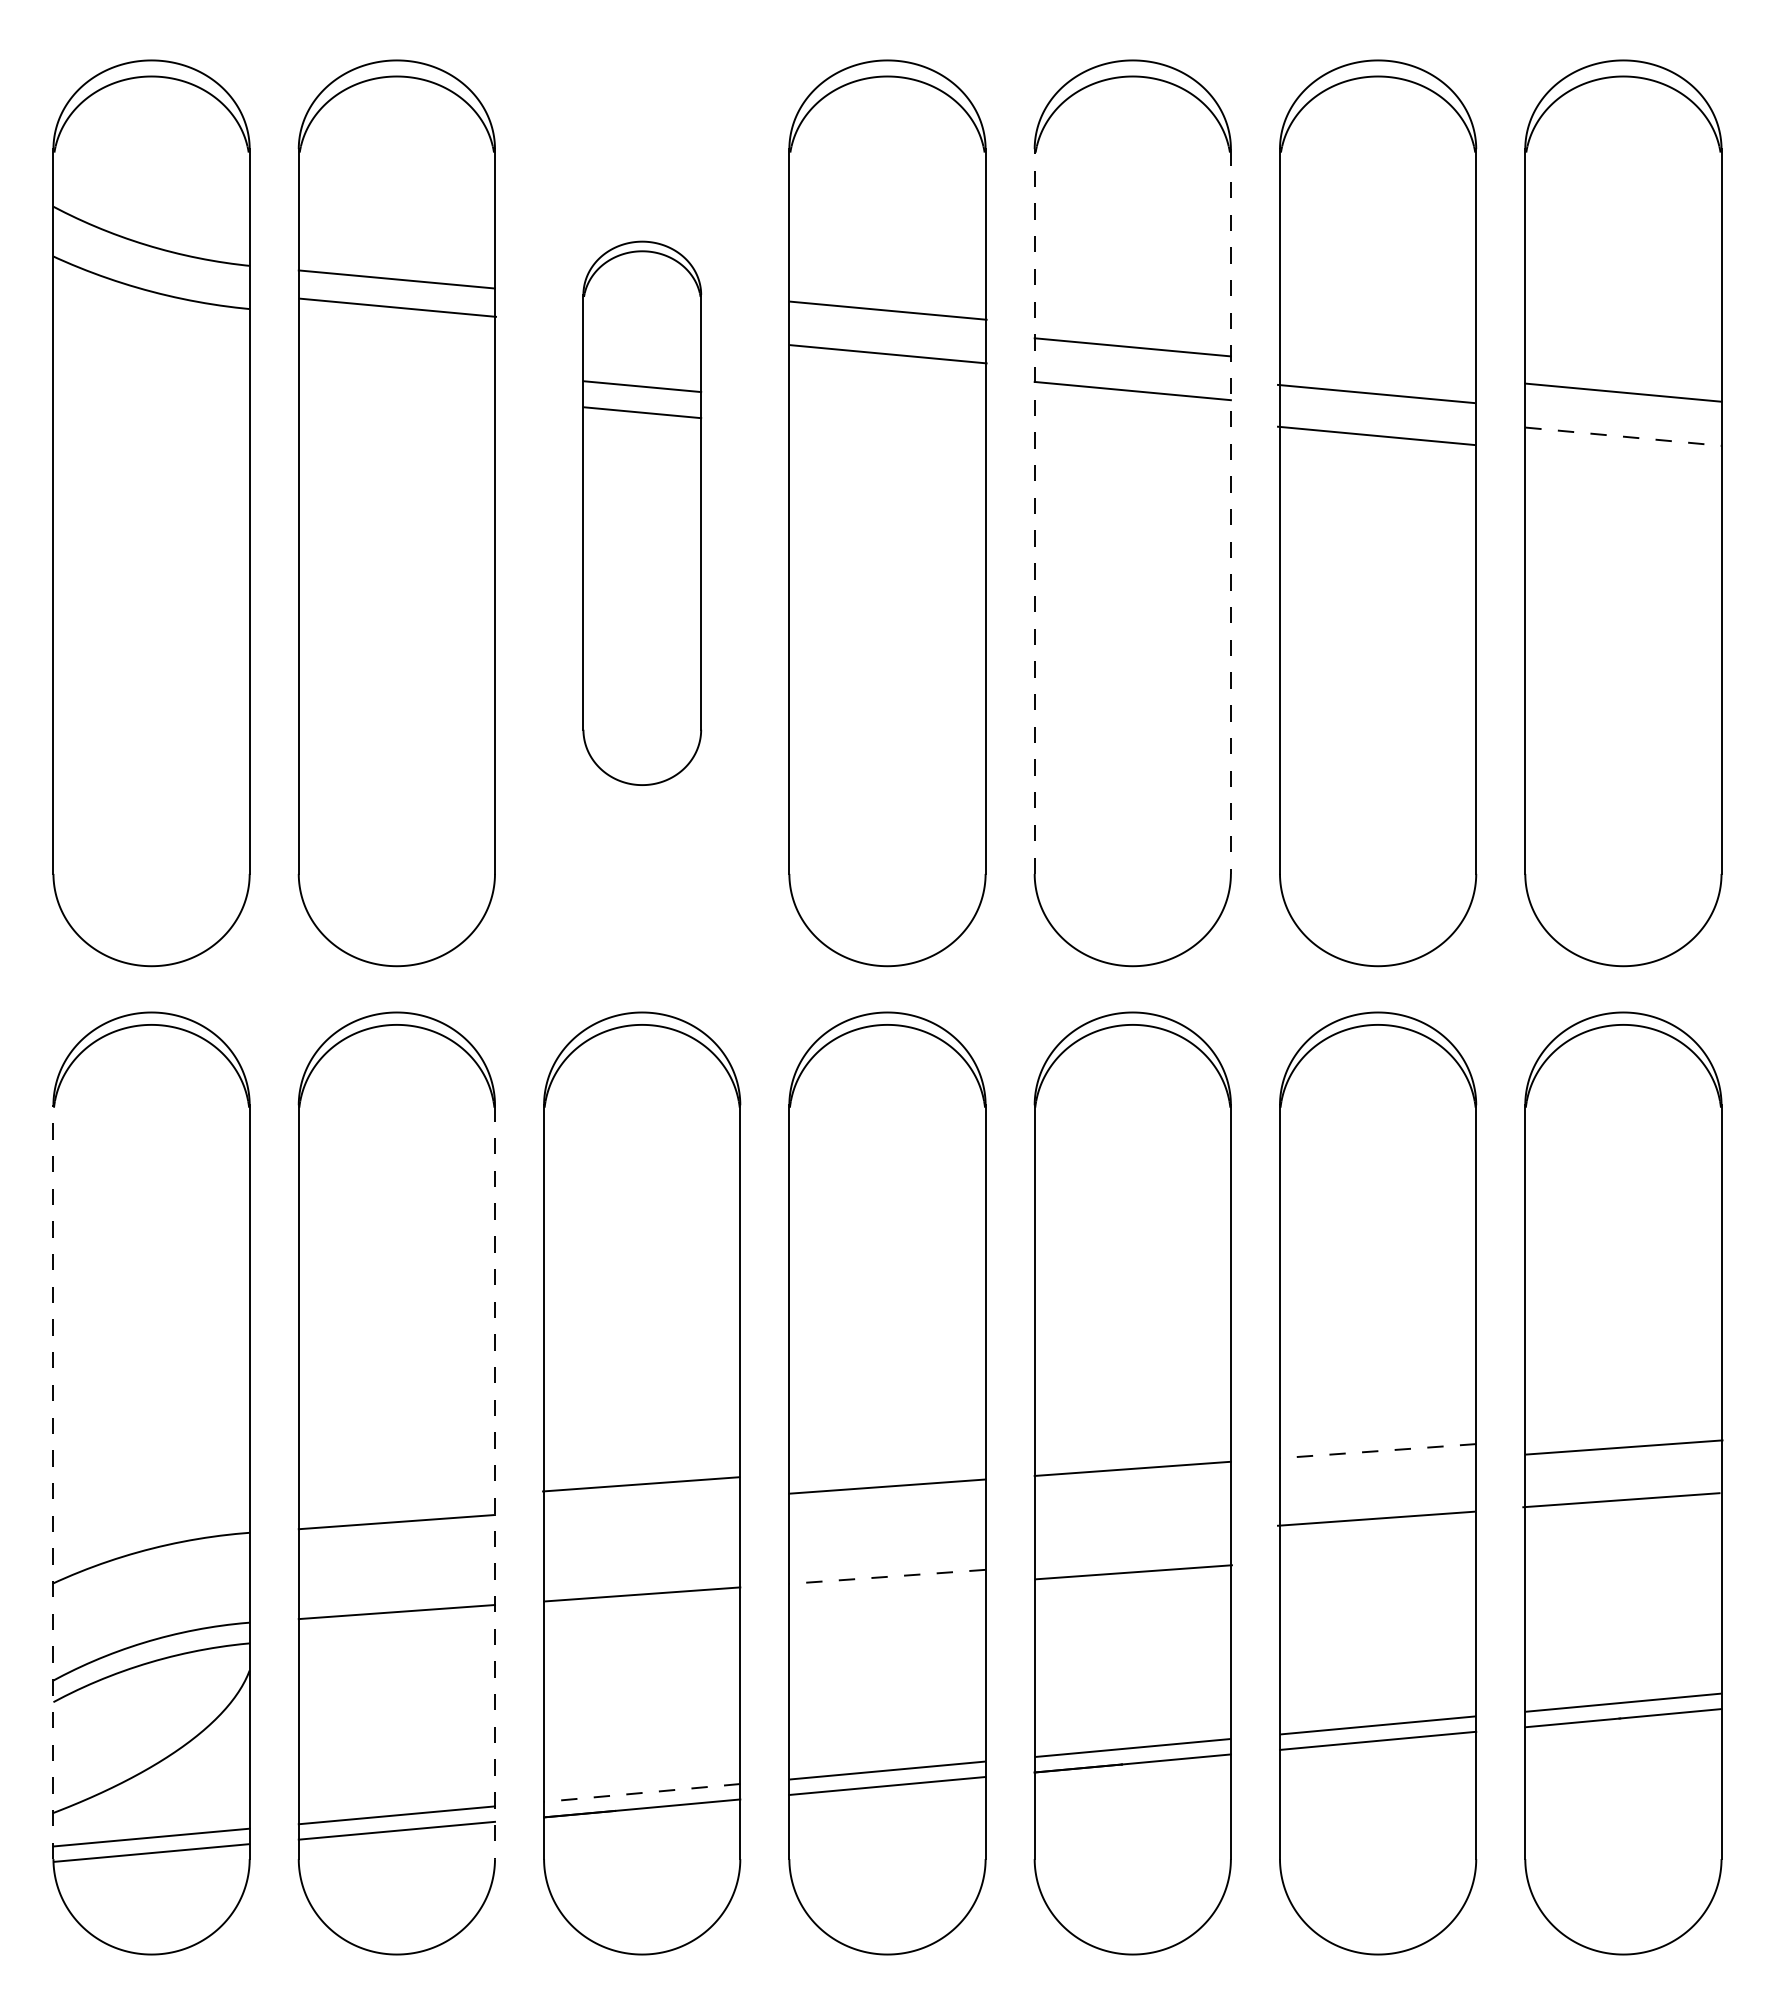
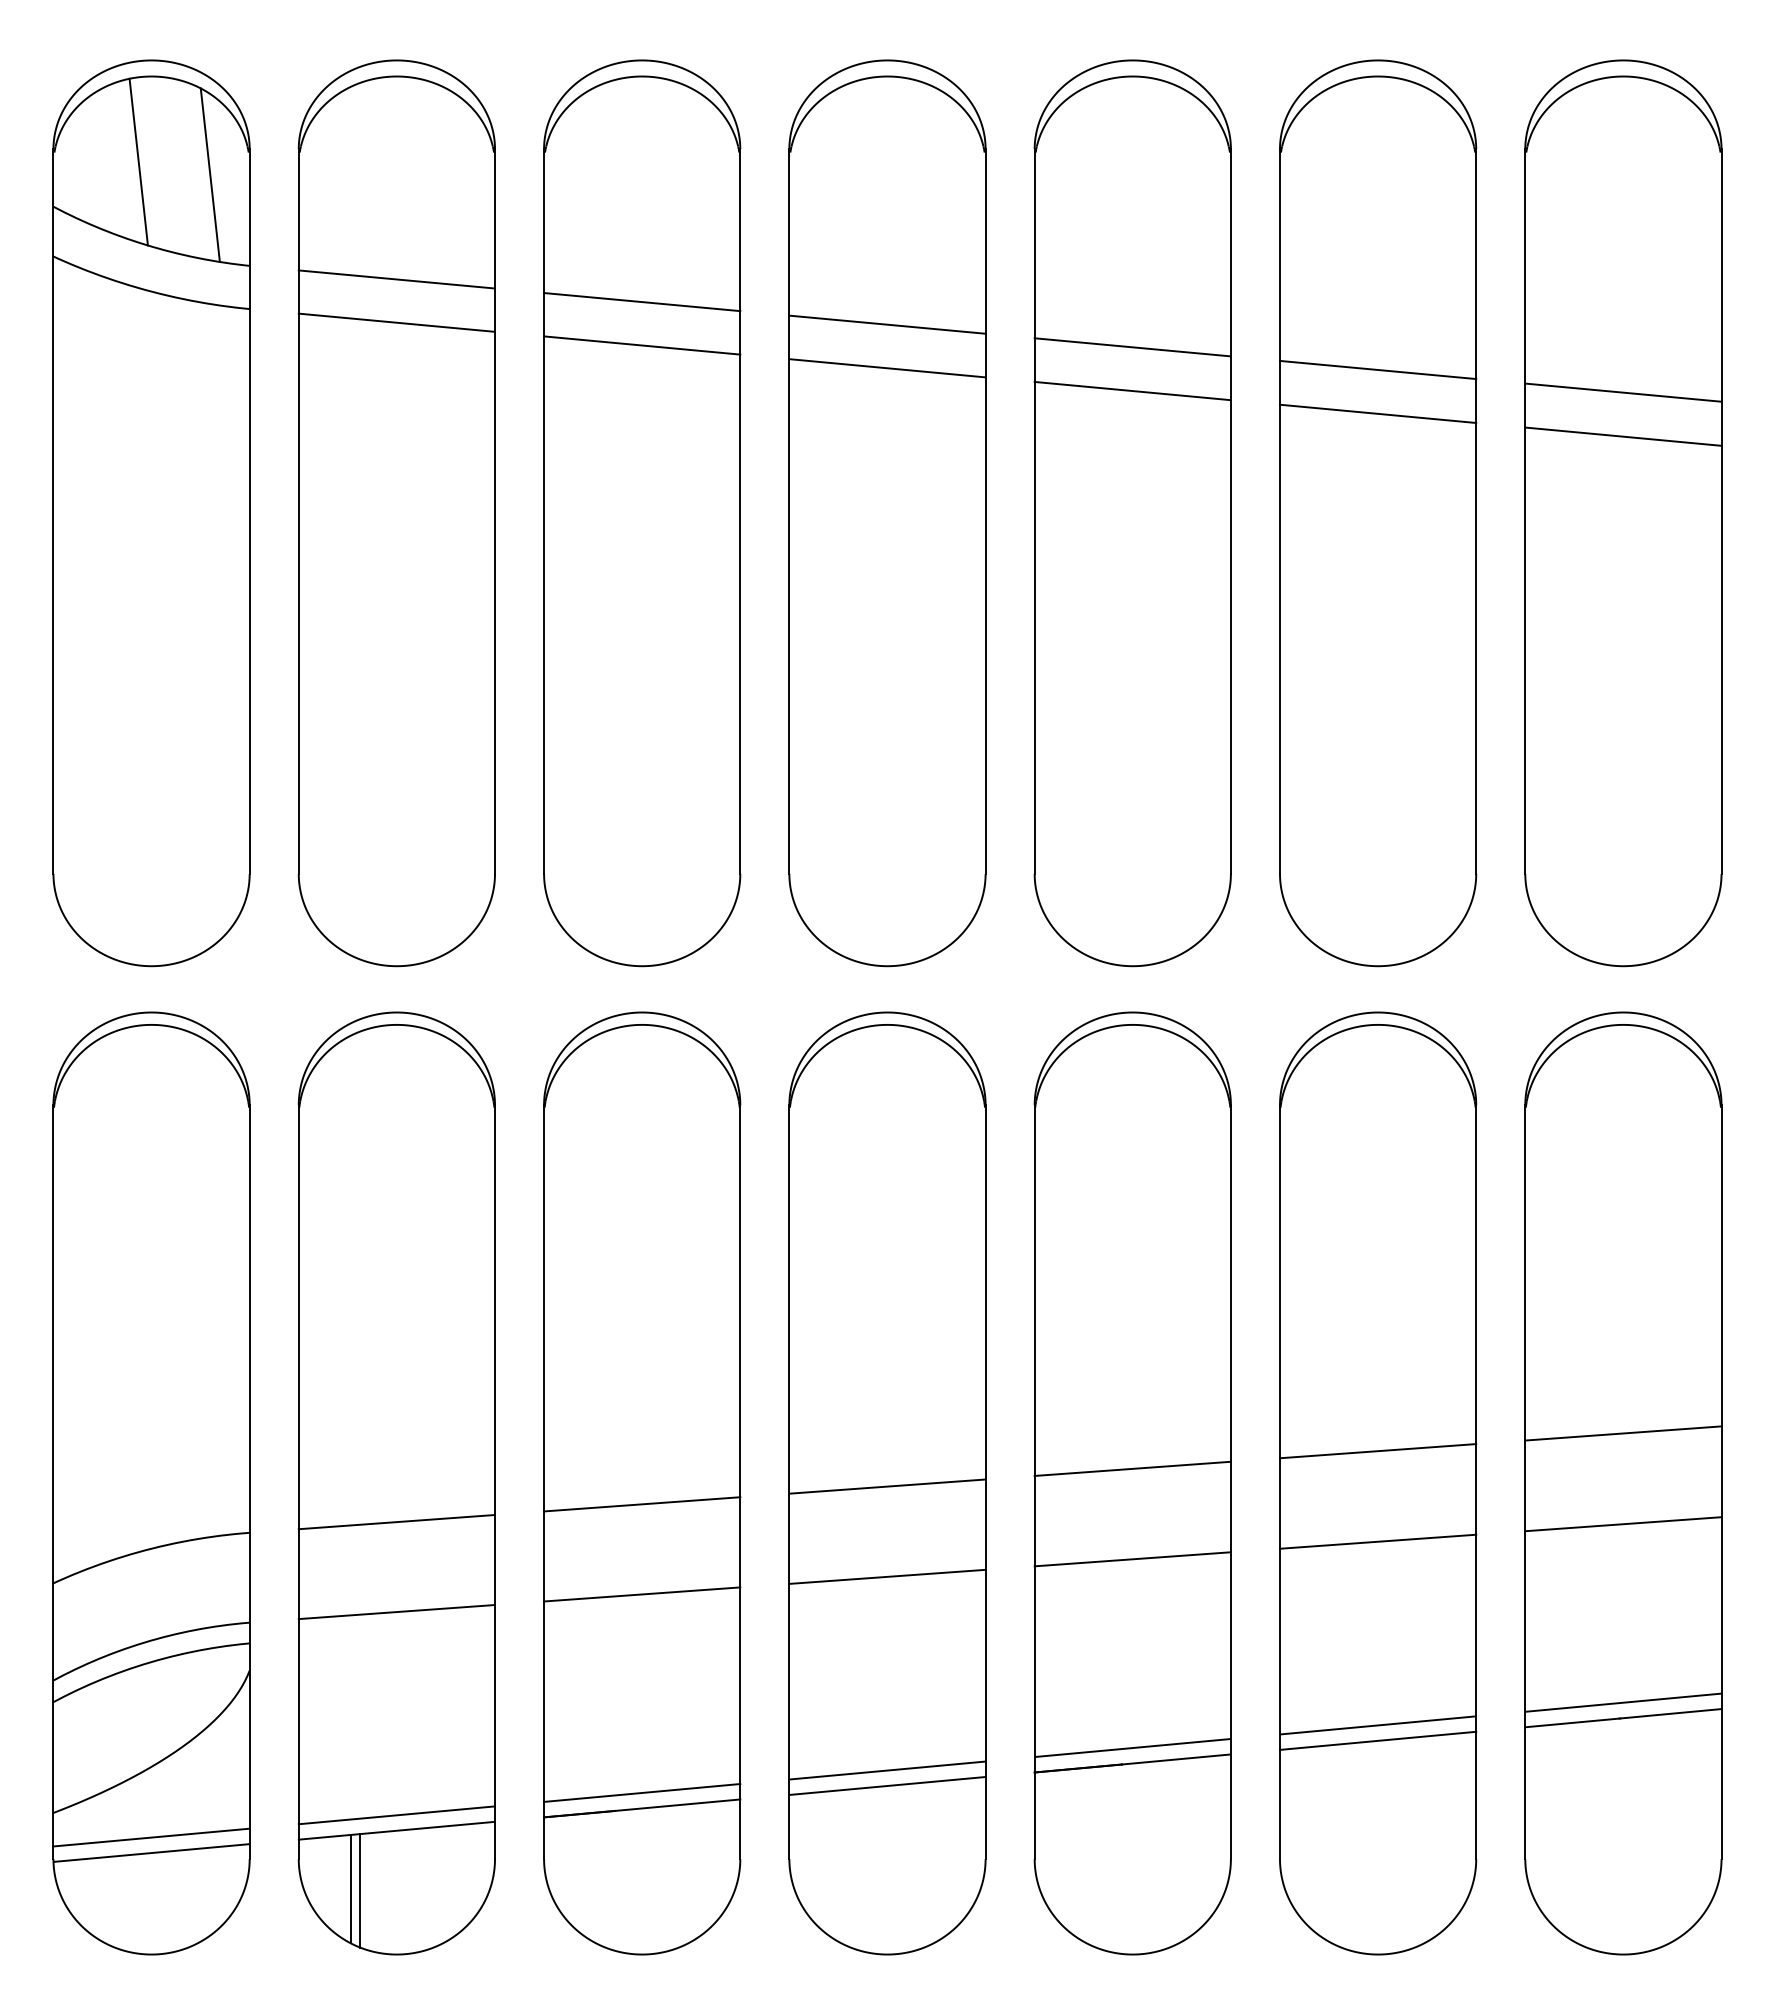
line: none -> present (138, 161)
line: none -> present (209, 174)
line position: (397, 307) -> (396, 322) (396, 322)
line position: (888, 310) -> (887, 324) (887, 324)
line position: (888, 354) -> (887, 368) (887, 368)
line position: (1375, 393) -> (1377, 369) (1377, 369)
line position: (1375, 435) -> (1377, 413) (1377, 413)
line: dashed -> solid (1623, 436)
line: dashed -> solid (1034, 511)
part size: 121x546 px -> 199x909 px (642, 513)
line: dashed -> solid (1230, 512)
line position: (1624, 1447) -> (1623, 1433) (1623, 1433)
line: dashed -> solid (1377, 1451)
line: dashed -> solid (53, 1482)
line: dashed -> solid (495, 1482)
line position: (641, 1484) -> (642, 1504) (642, 1504)
line position: (1621, 1500) -> (1623, 1524) (1623, 1524)
line position: (1375, 1518) -> (1377, 1541) (1377, 1541)
line position: (1133, 1572) -> (1132, 1559) (1132, 1559)
line: dashed -> solid (887, 1576)
line: dashed -> solid (642, 1792)
line: none -> present (350, 1888)
line: none -> present (360, 1890)
